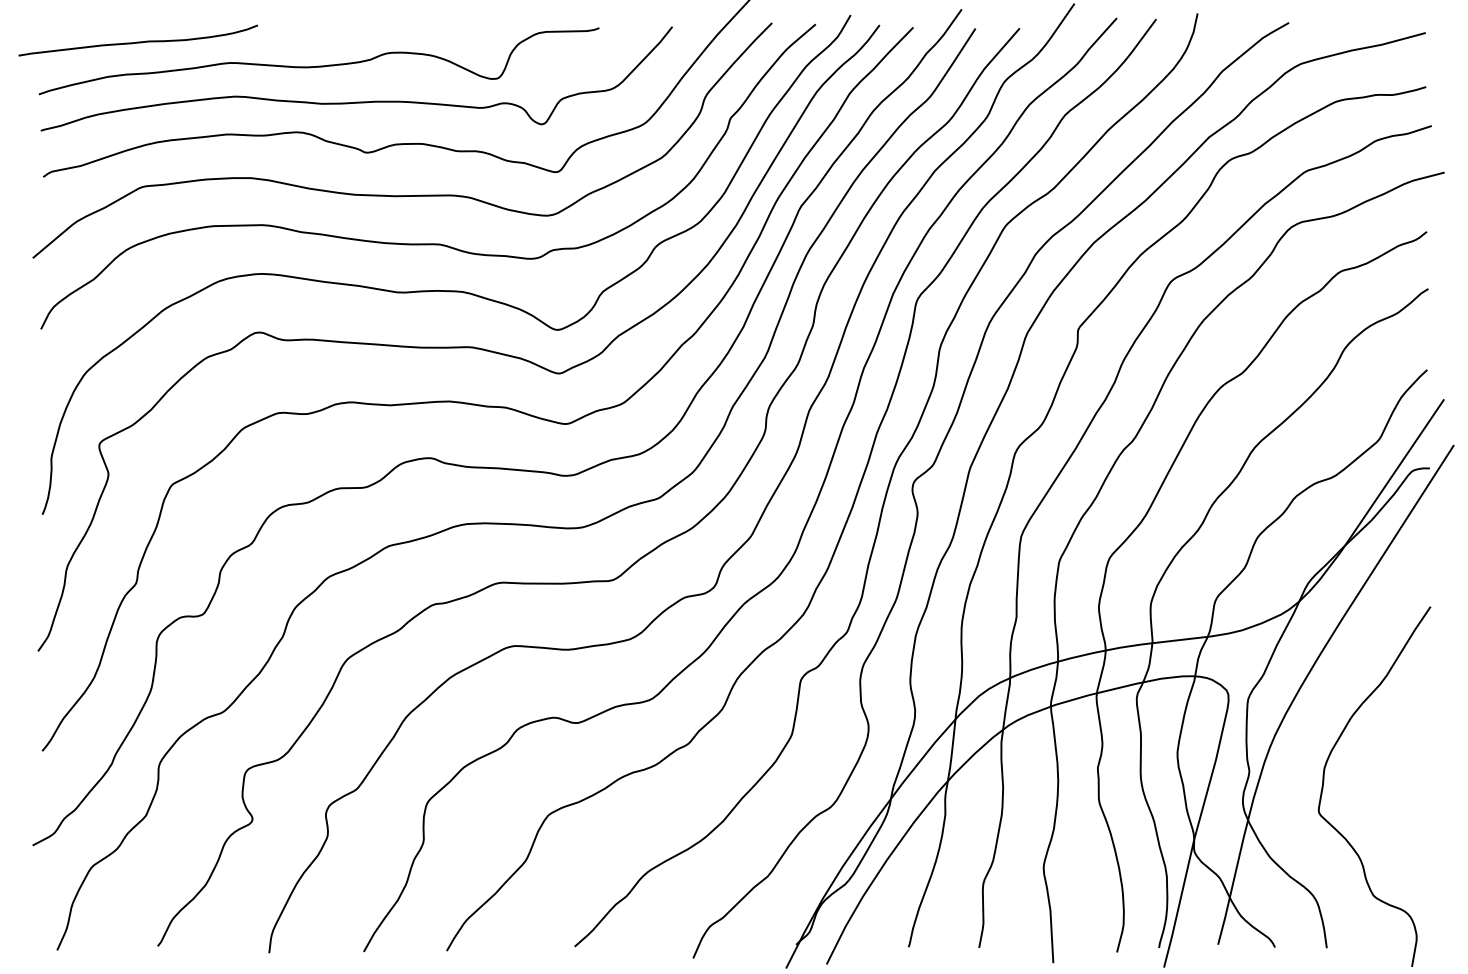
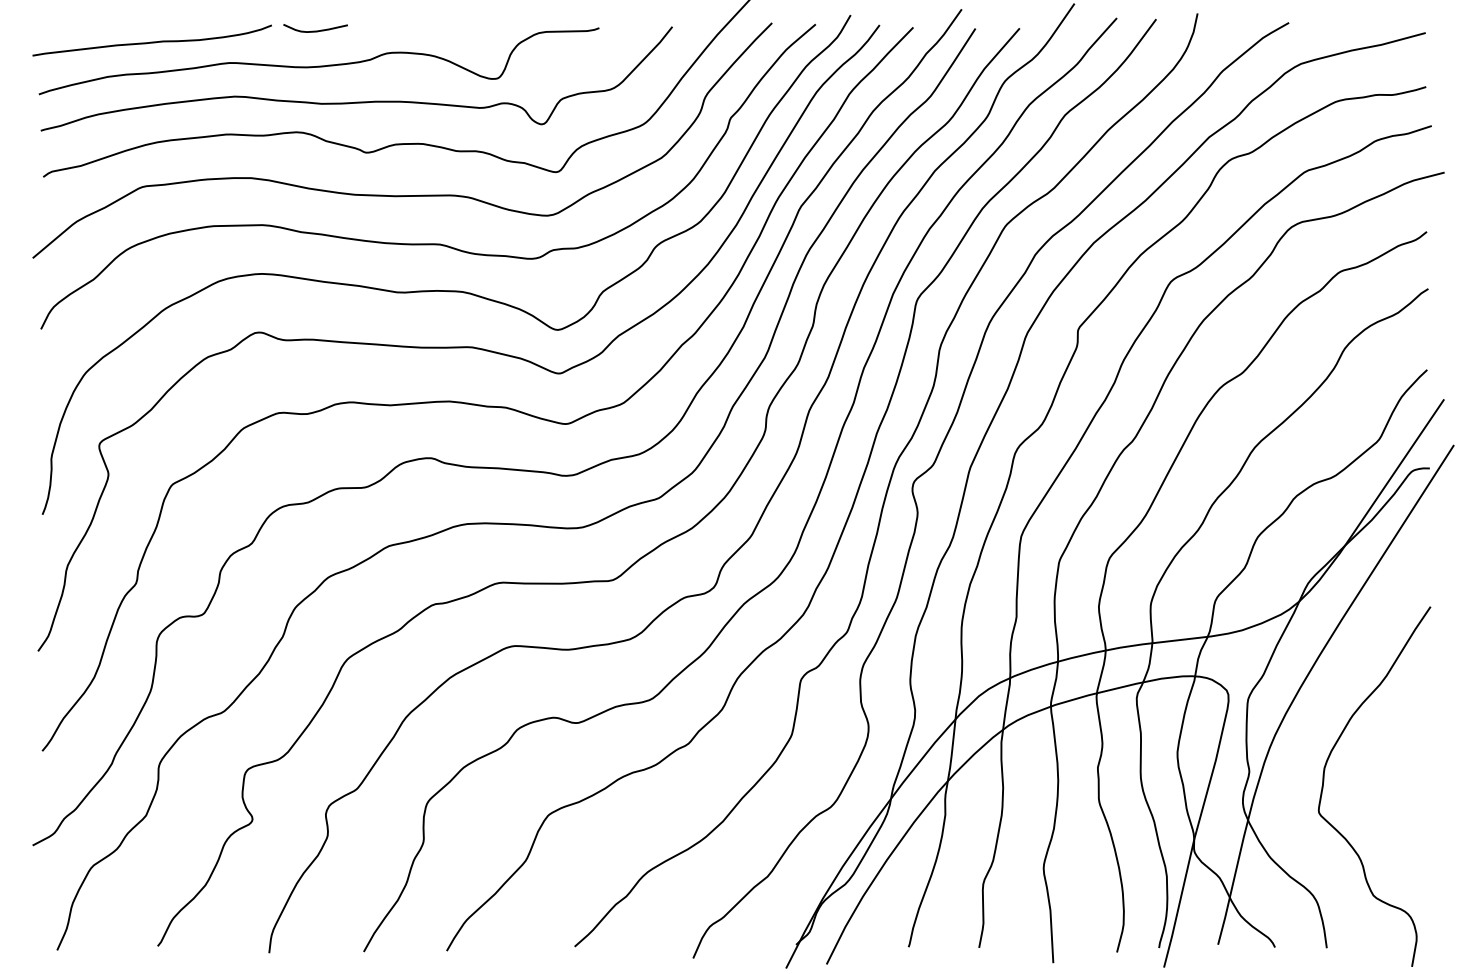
curve: none -> present (315, 30)
curve position: (137, 41) -> (151, 41) (151, 41)
